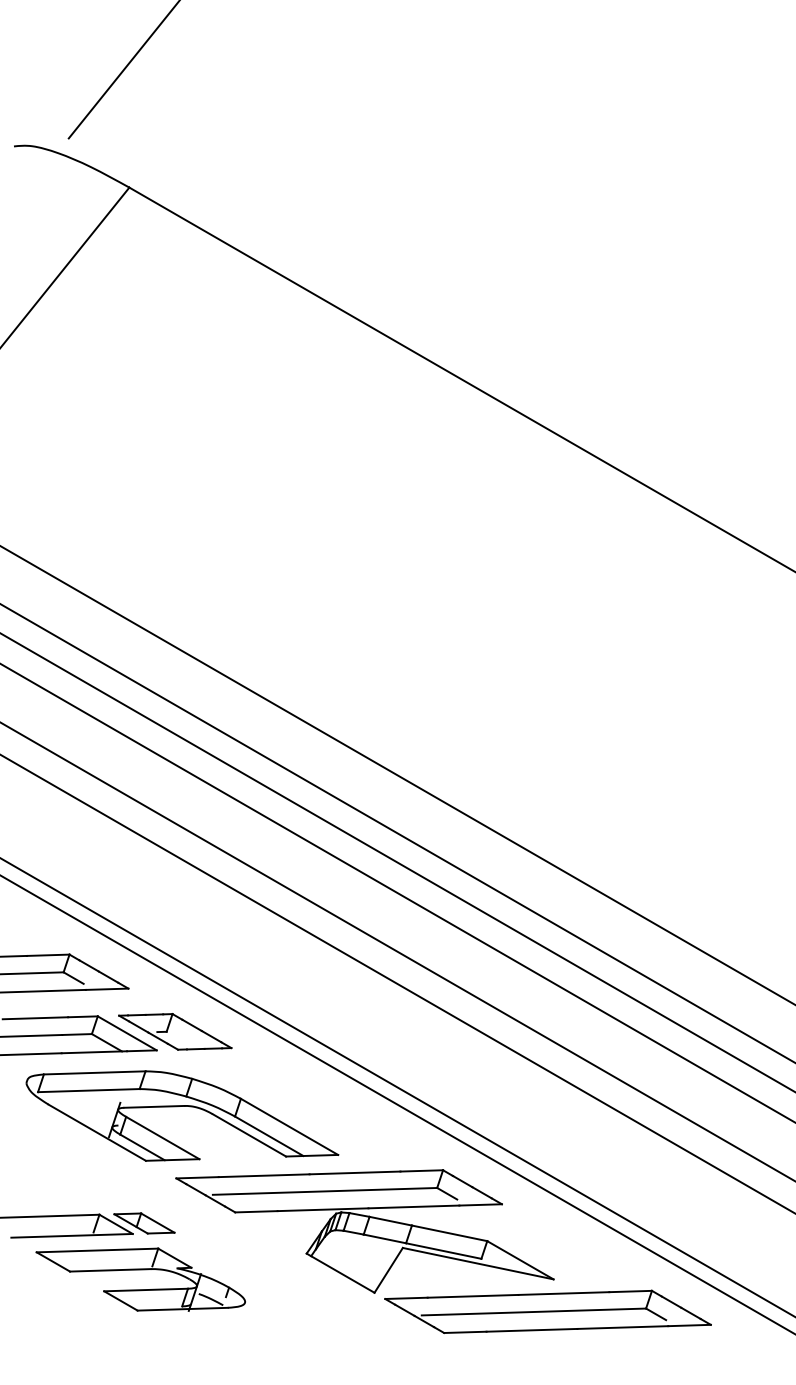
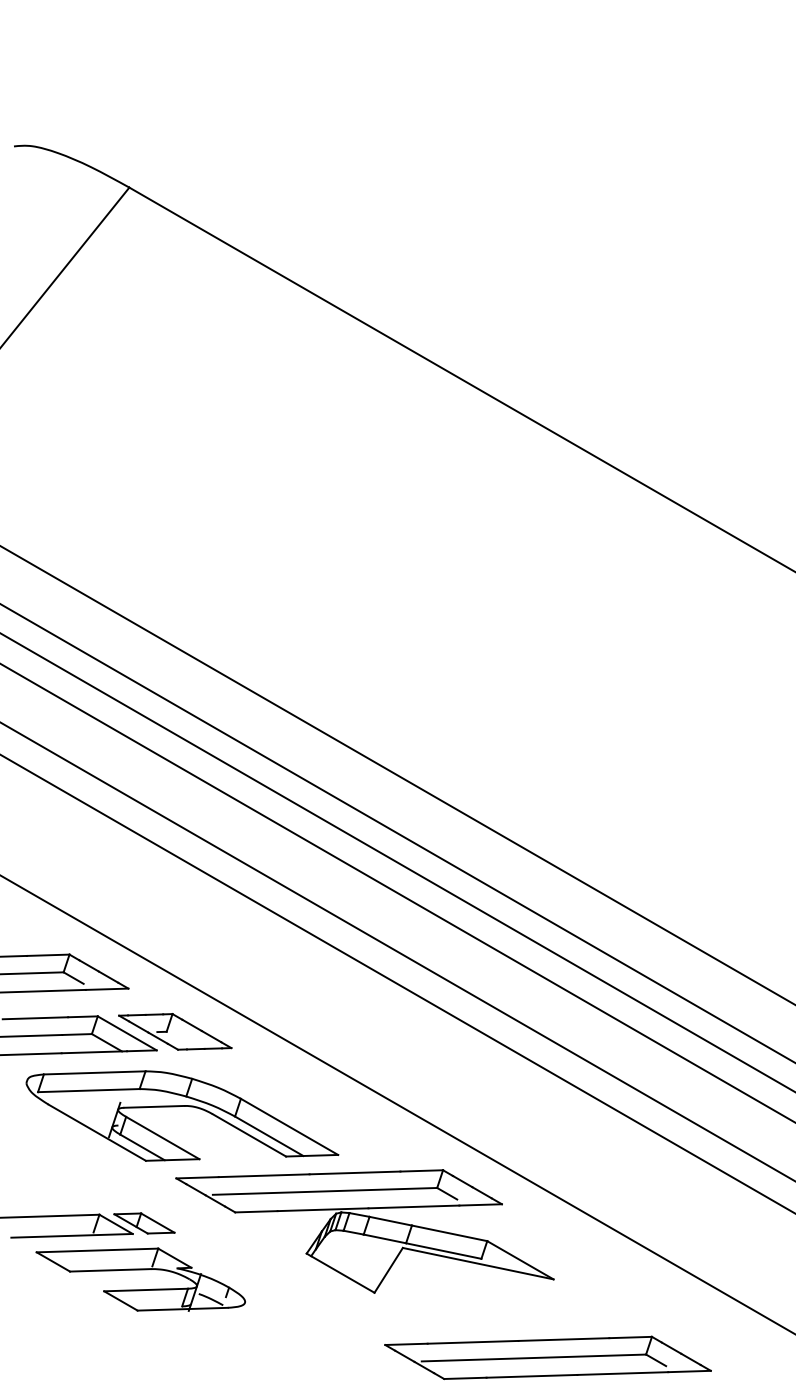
line: present -> none (123, 70)
line: present -> none (397, 1087)
part position: (547, 1311) -> (547, 1357) (547, 1357)
